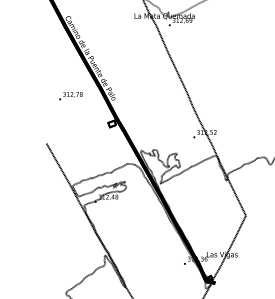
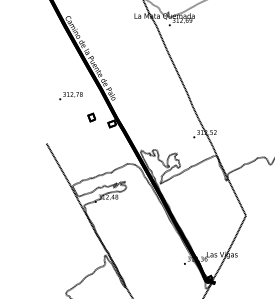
part: none -> present (91, 117)
